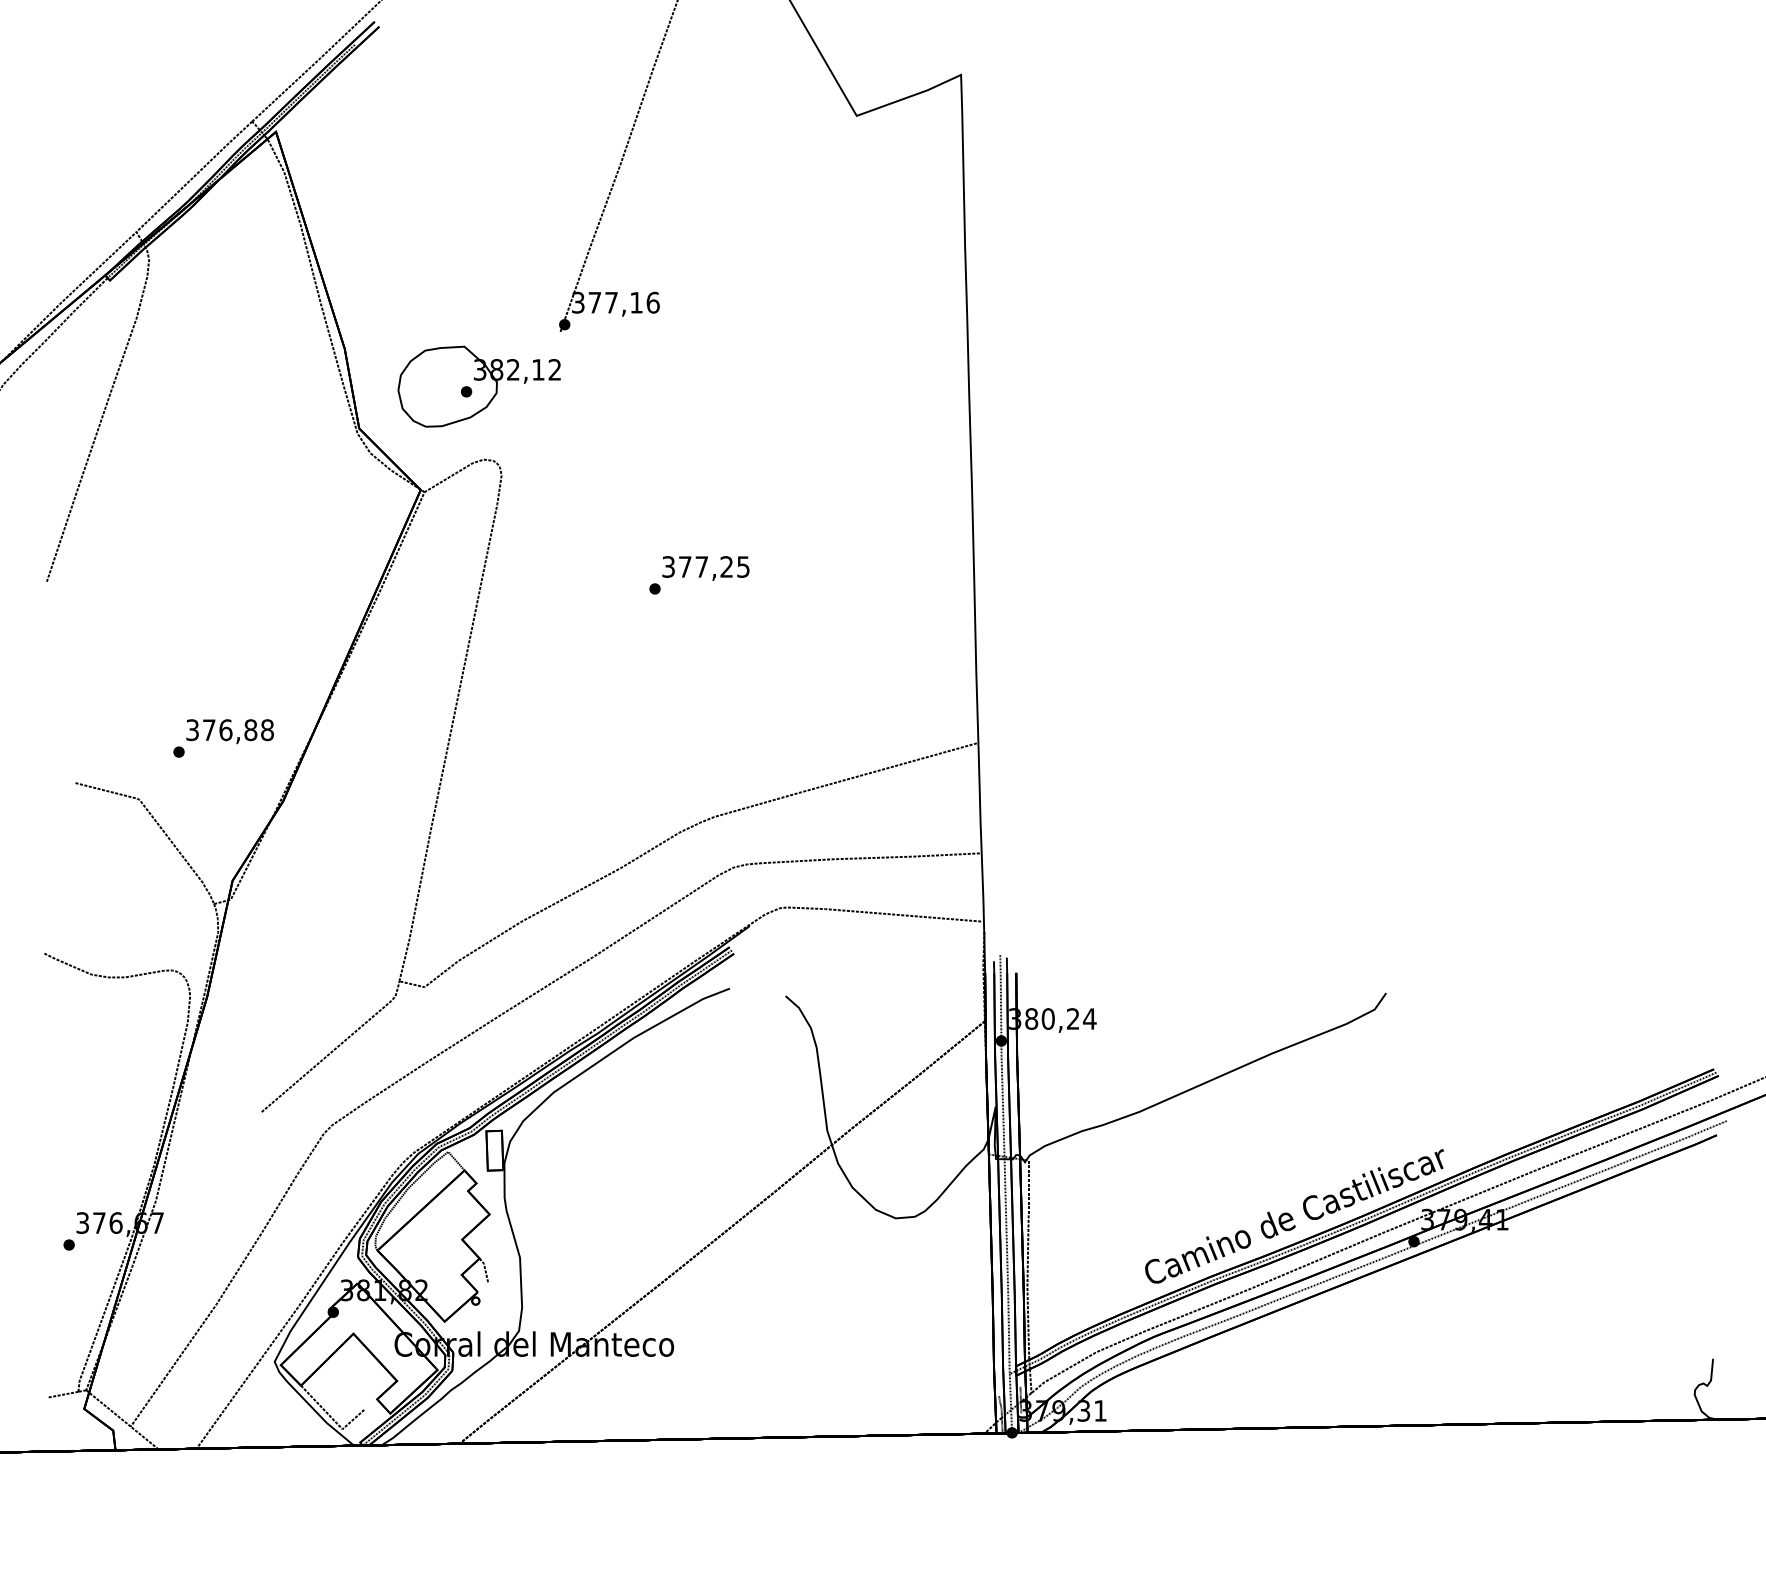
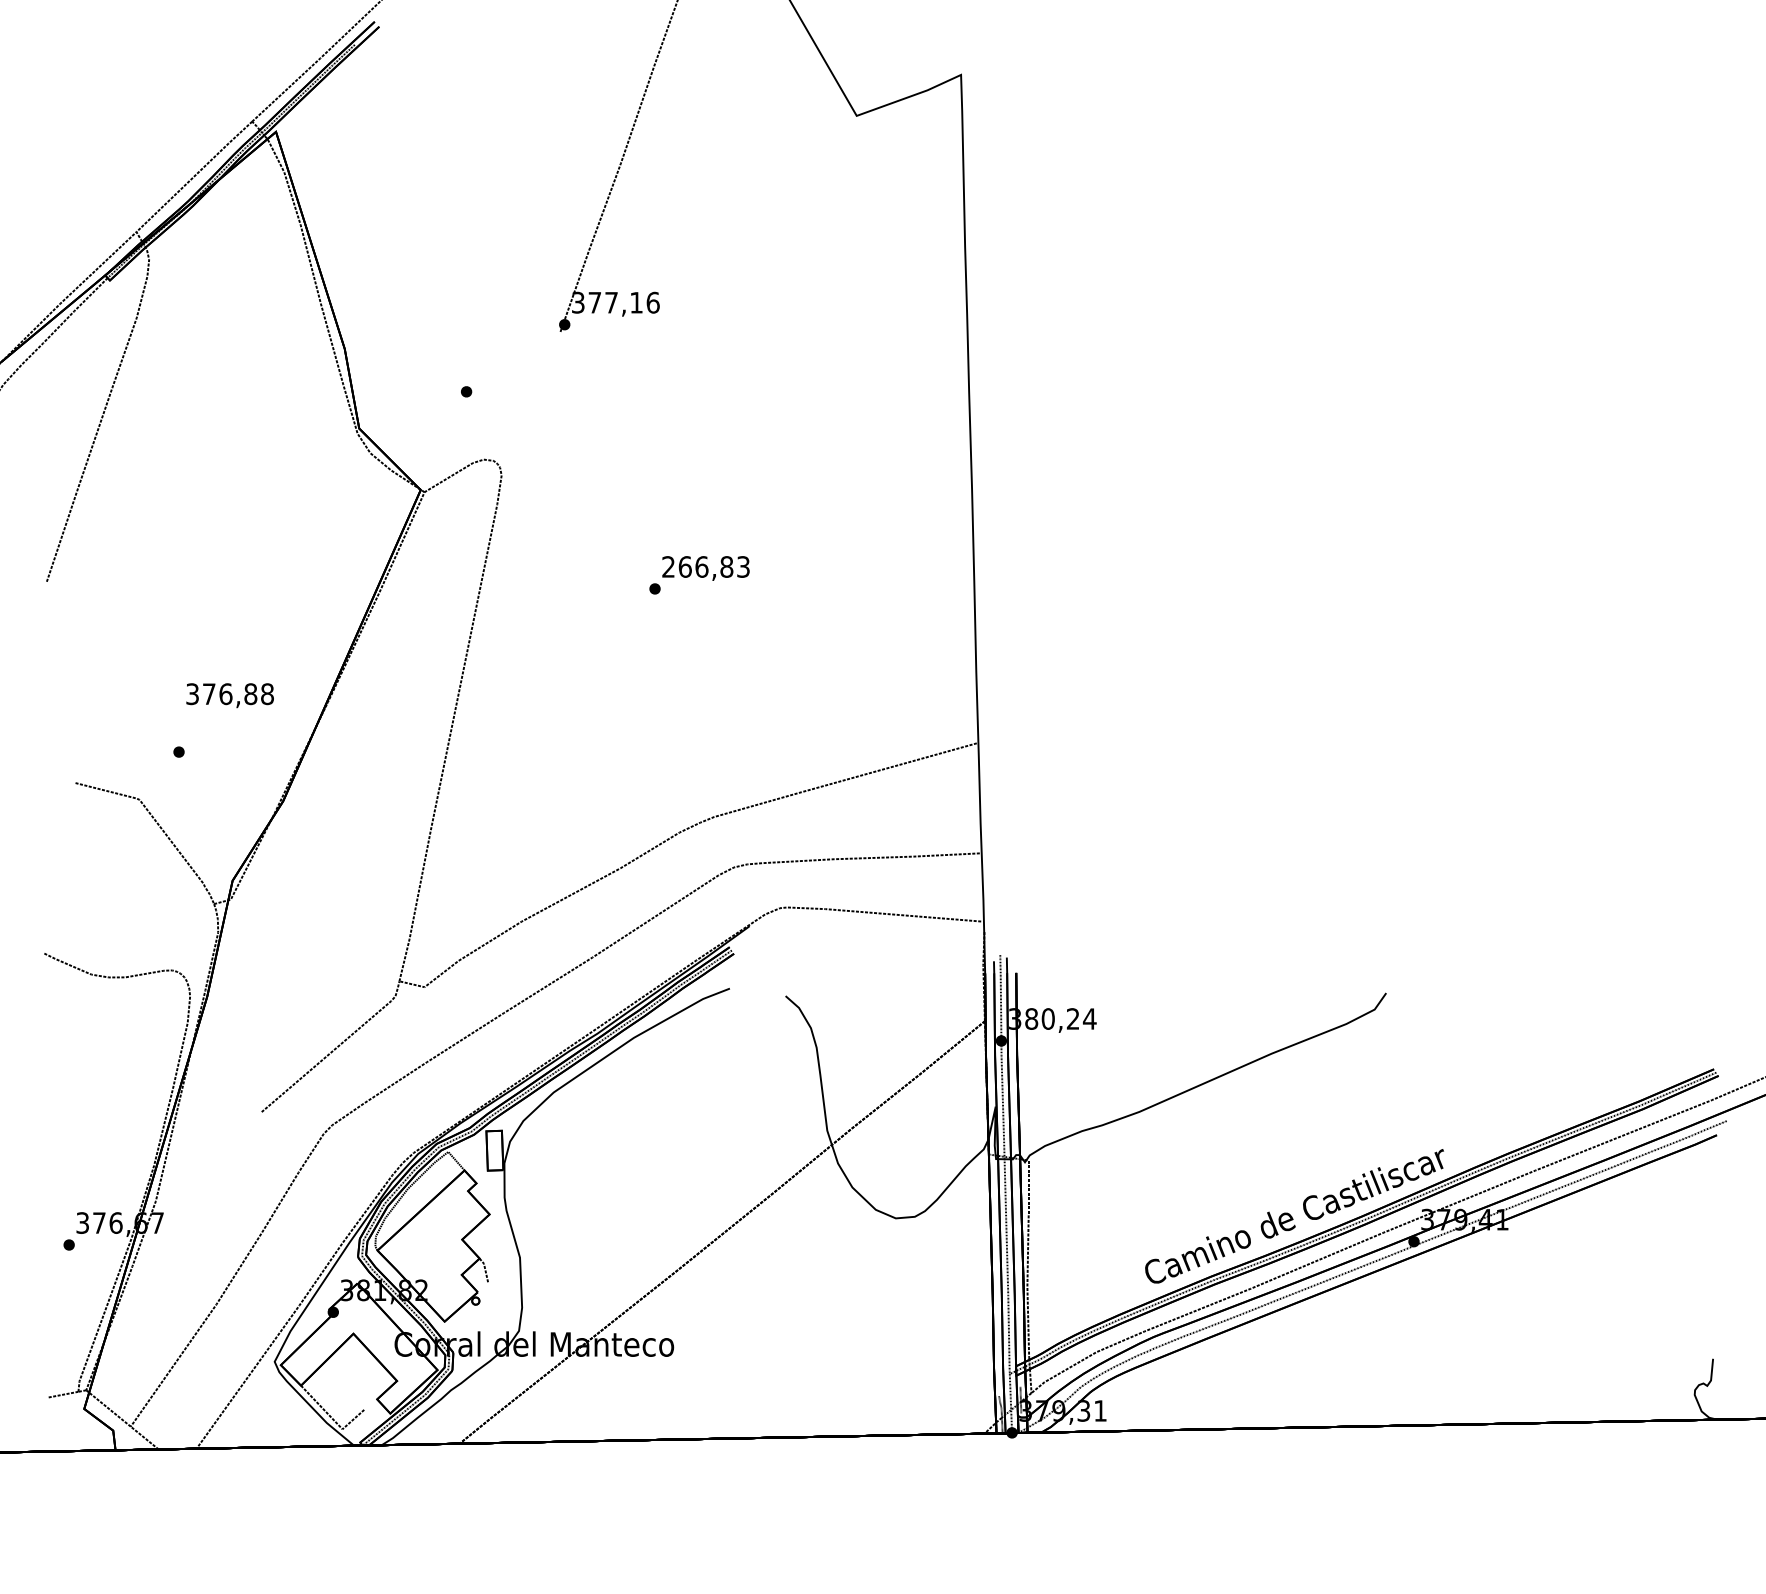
part: present -> none (478, 386)
text: 377,25 -> 266,83 (705, 566)
text position: (229, 731) -> (229, 695) (229, 695)
